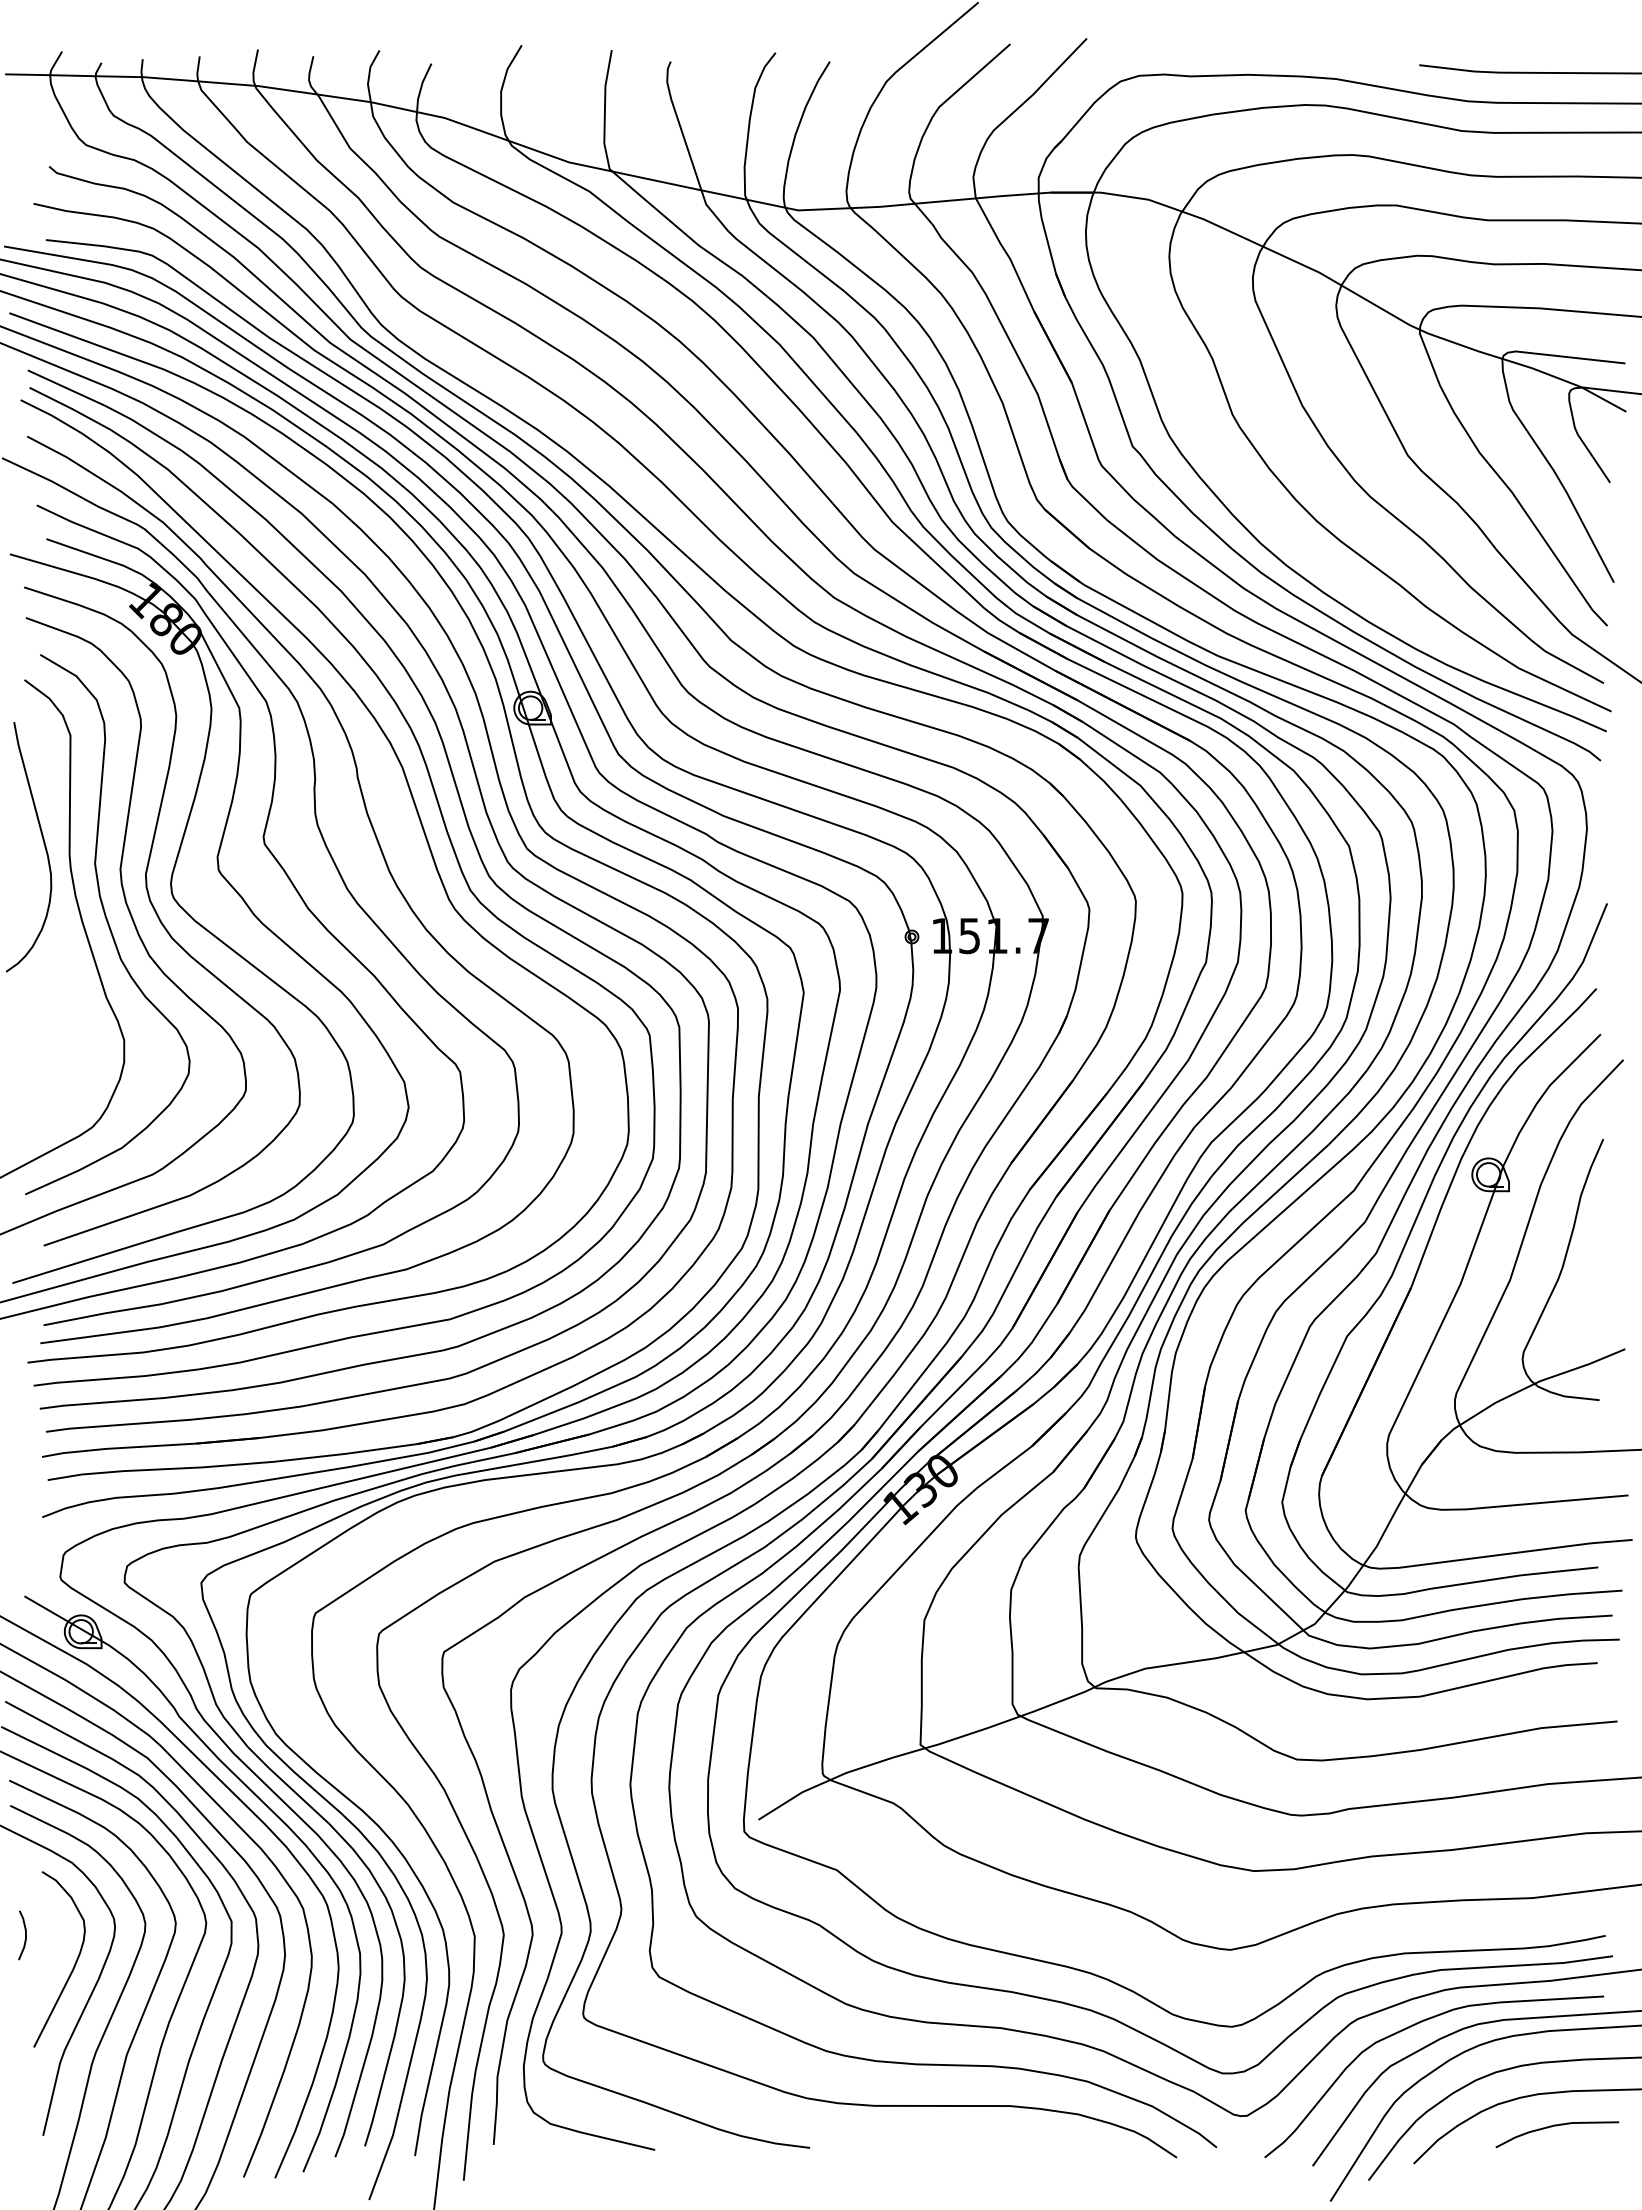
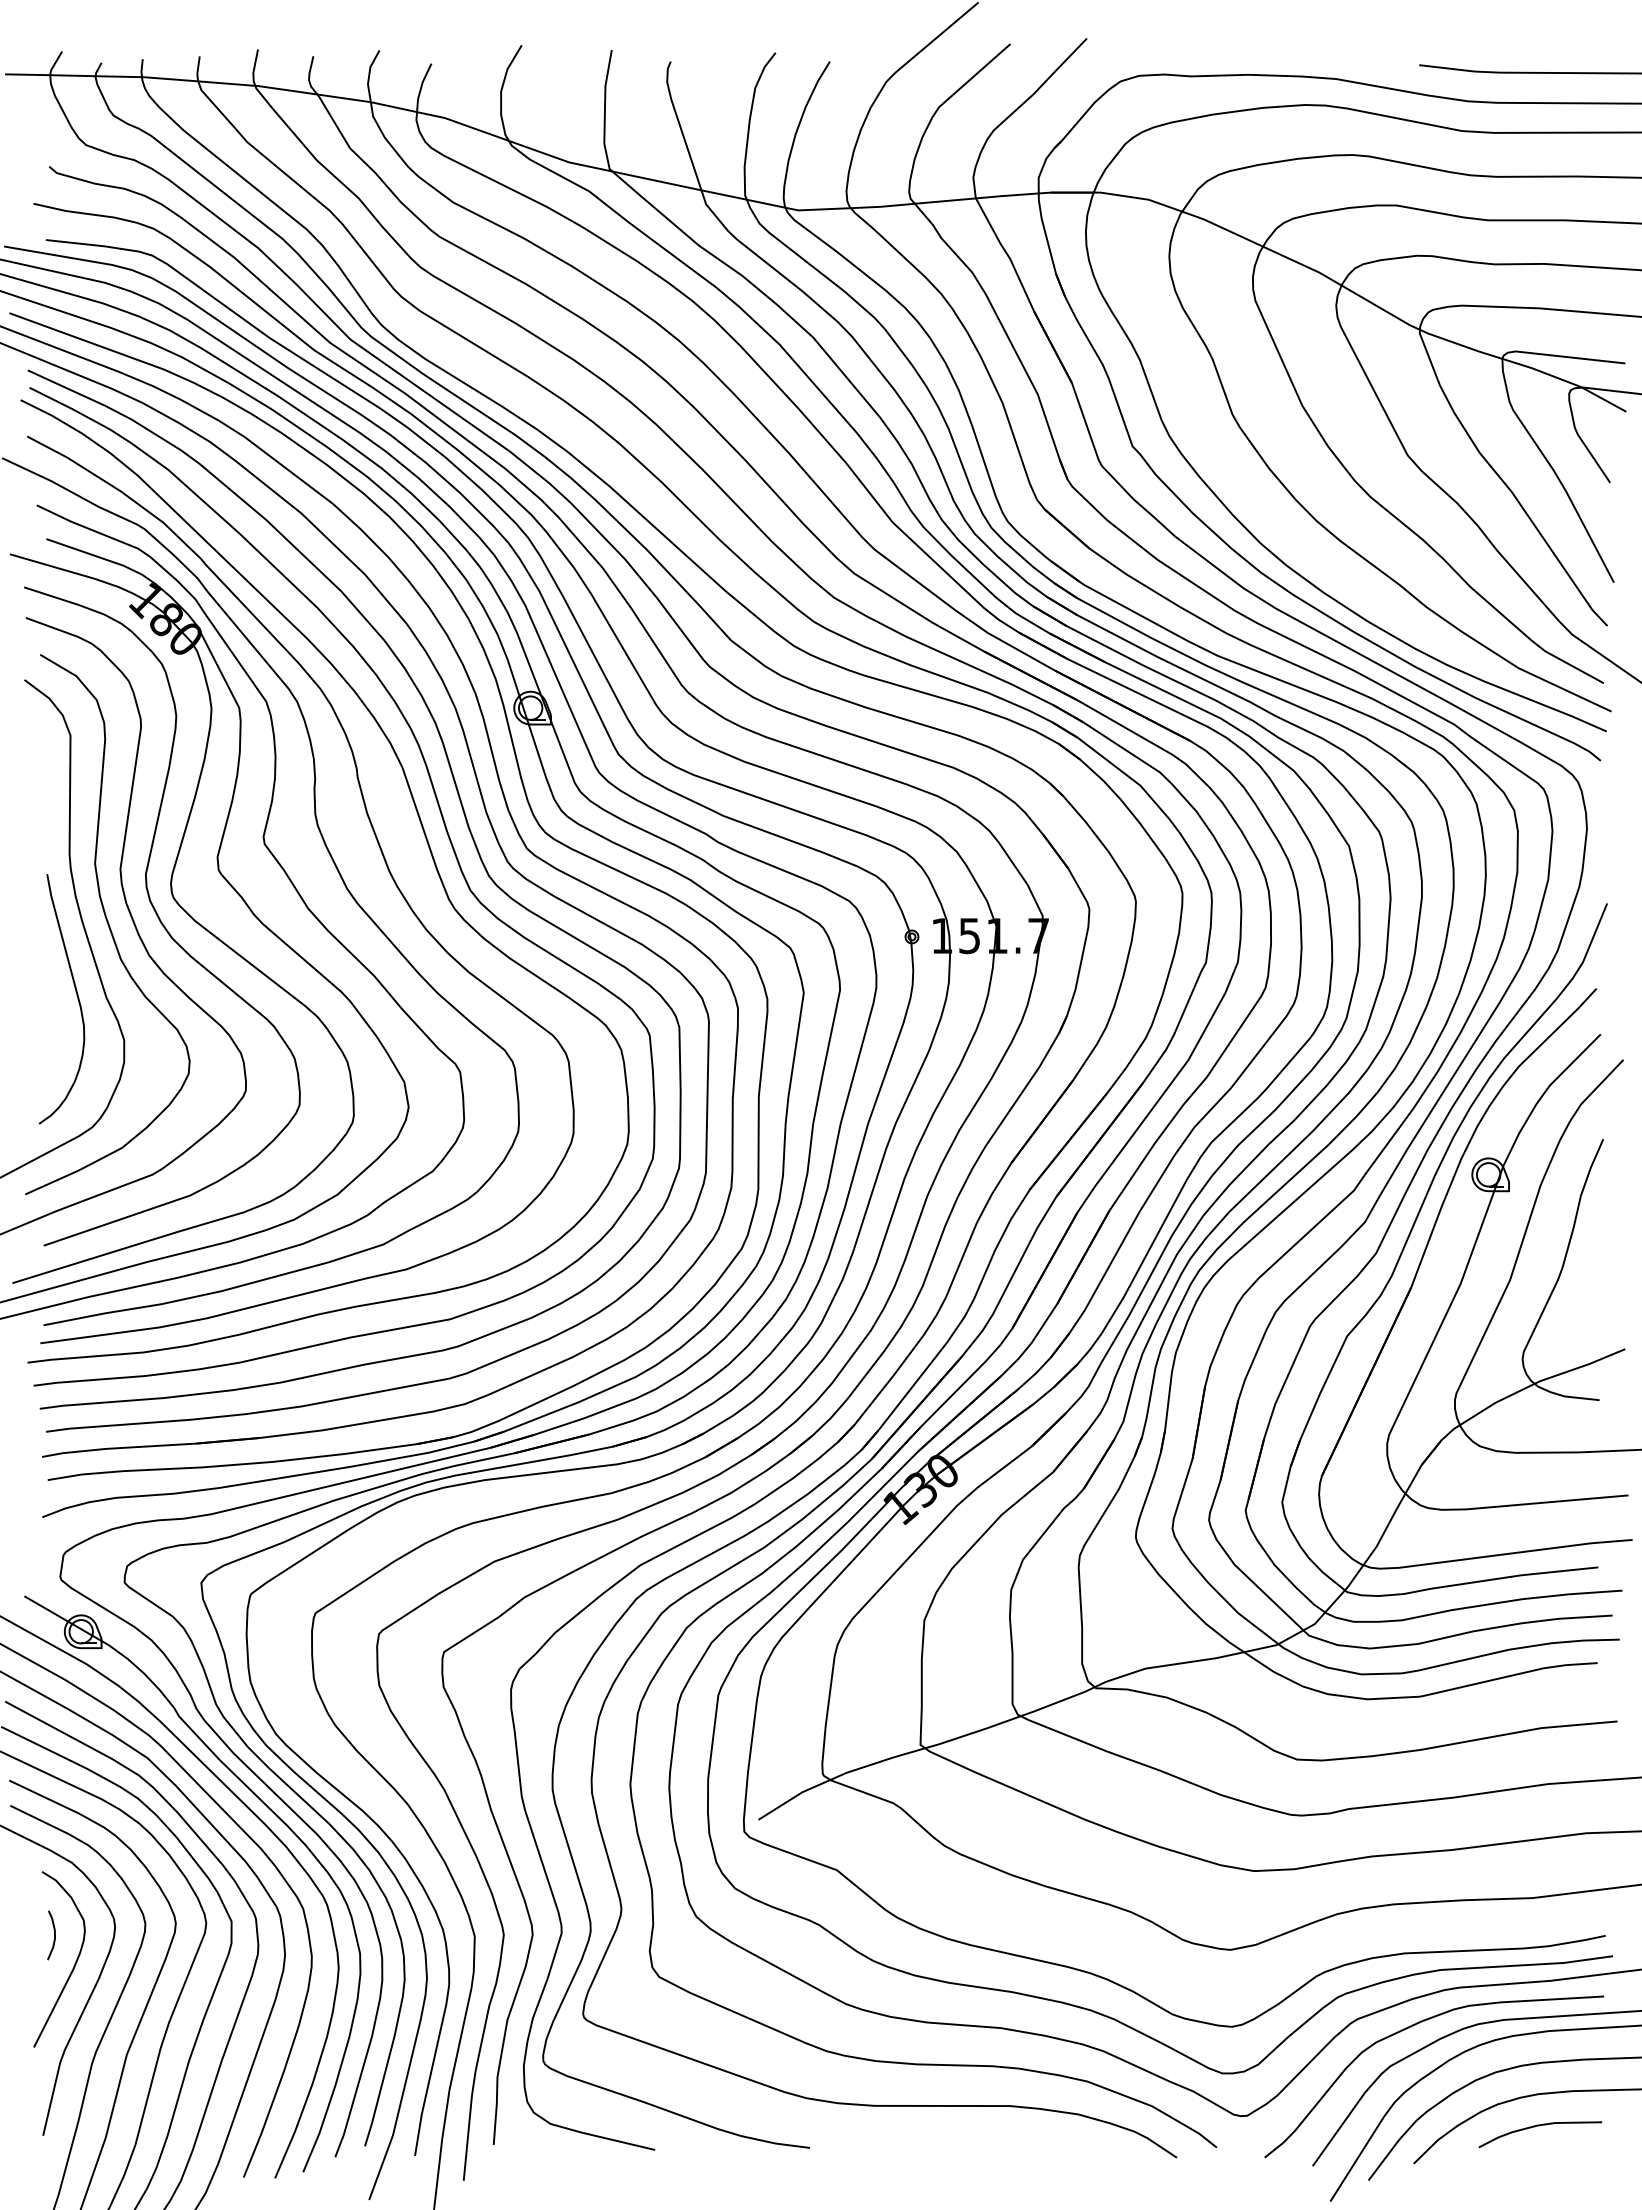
curve position: (43, 843) -> (76, 995) (76, 995)
curve position: (25, 1935) -> (54, 1935) (54, 1935)
curve position: (1557, 2126) -> (1540, 2126) (1540, 2126)
